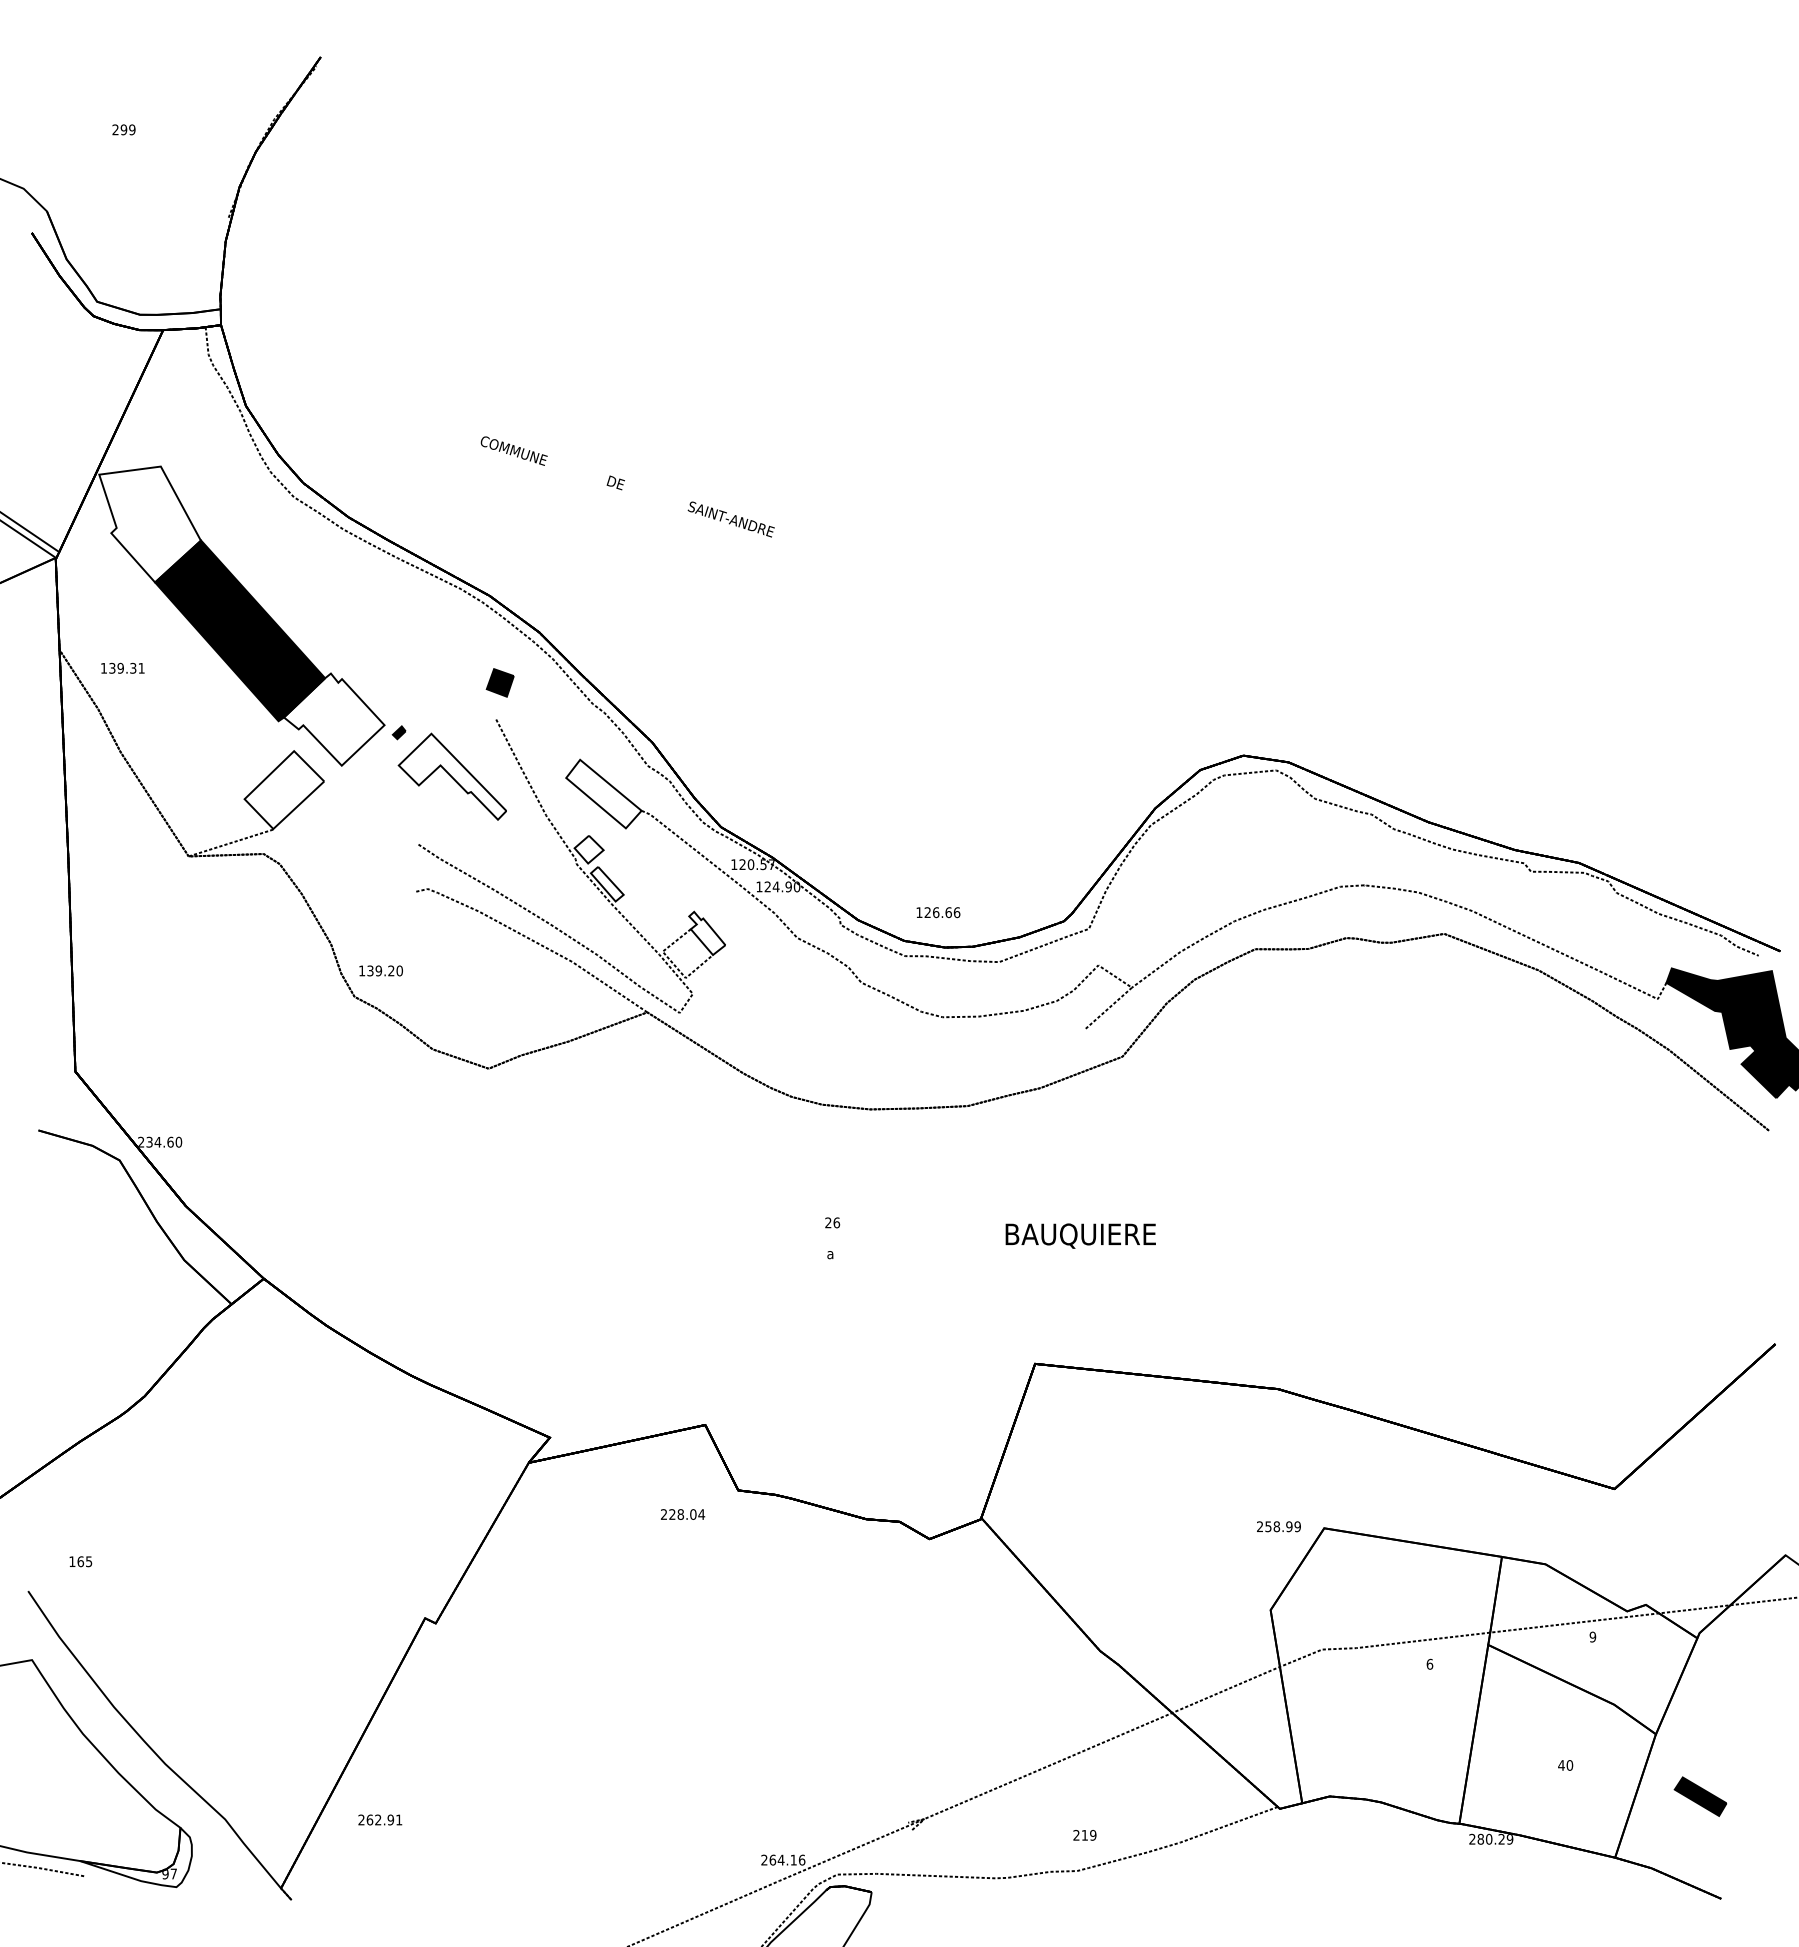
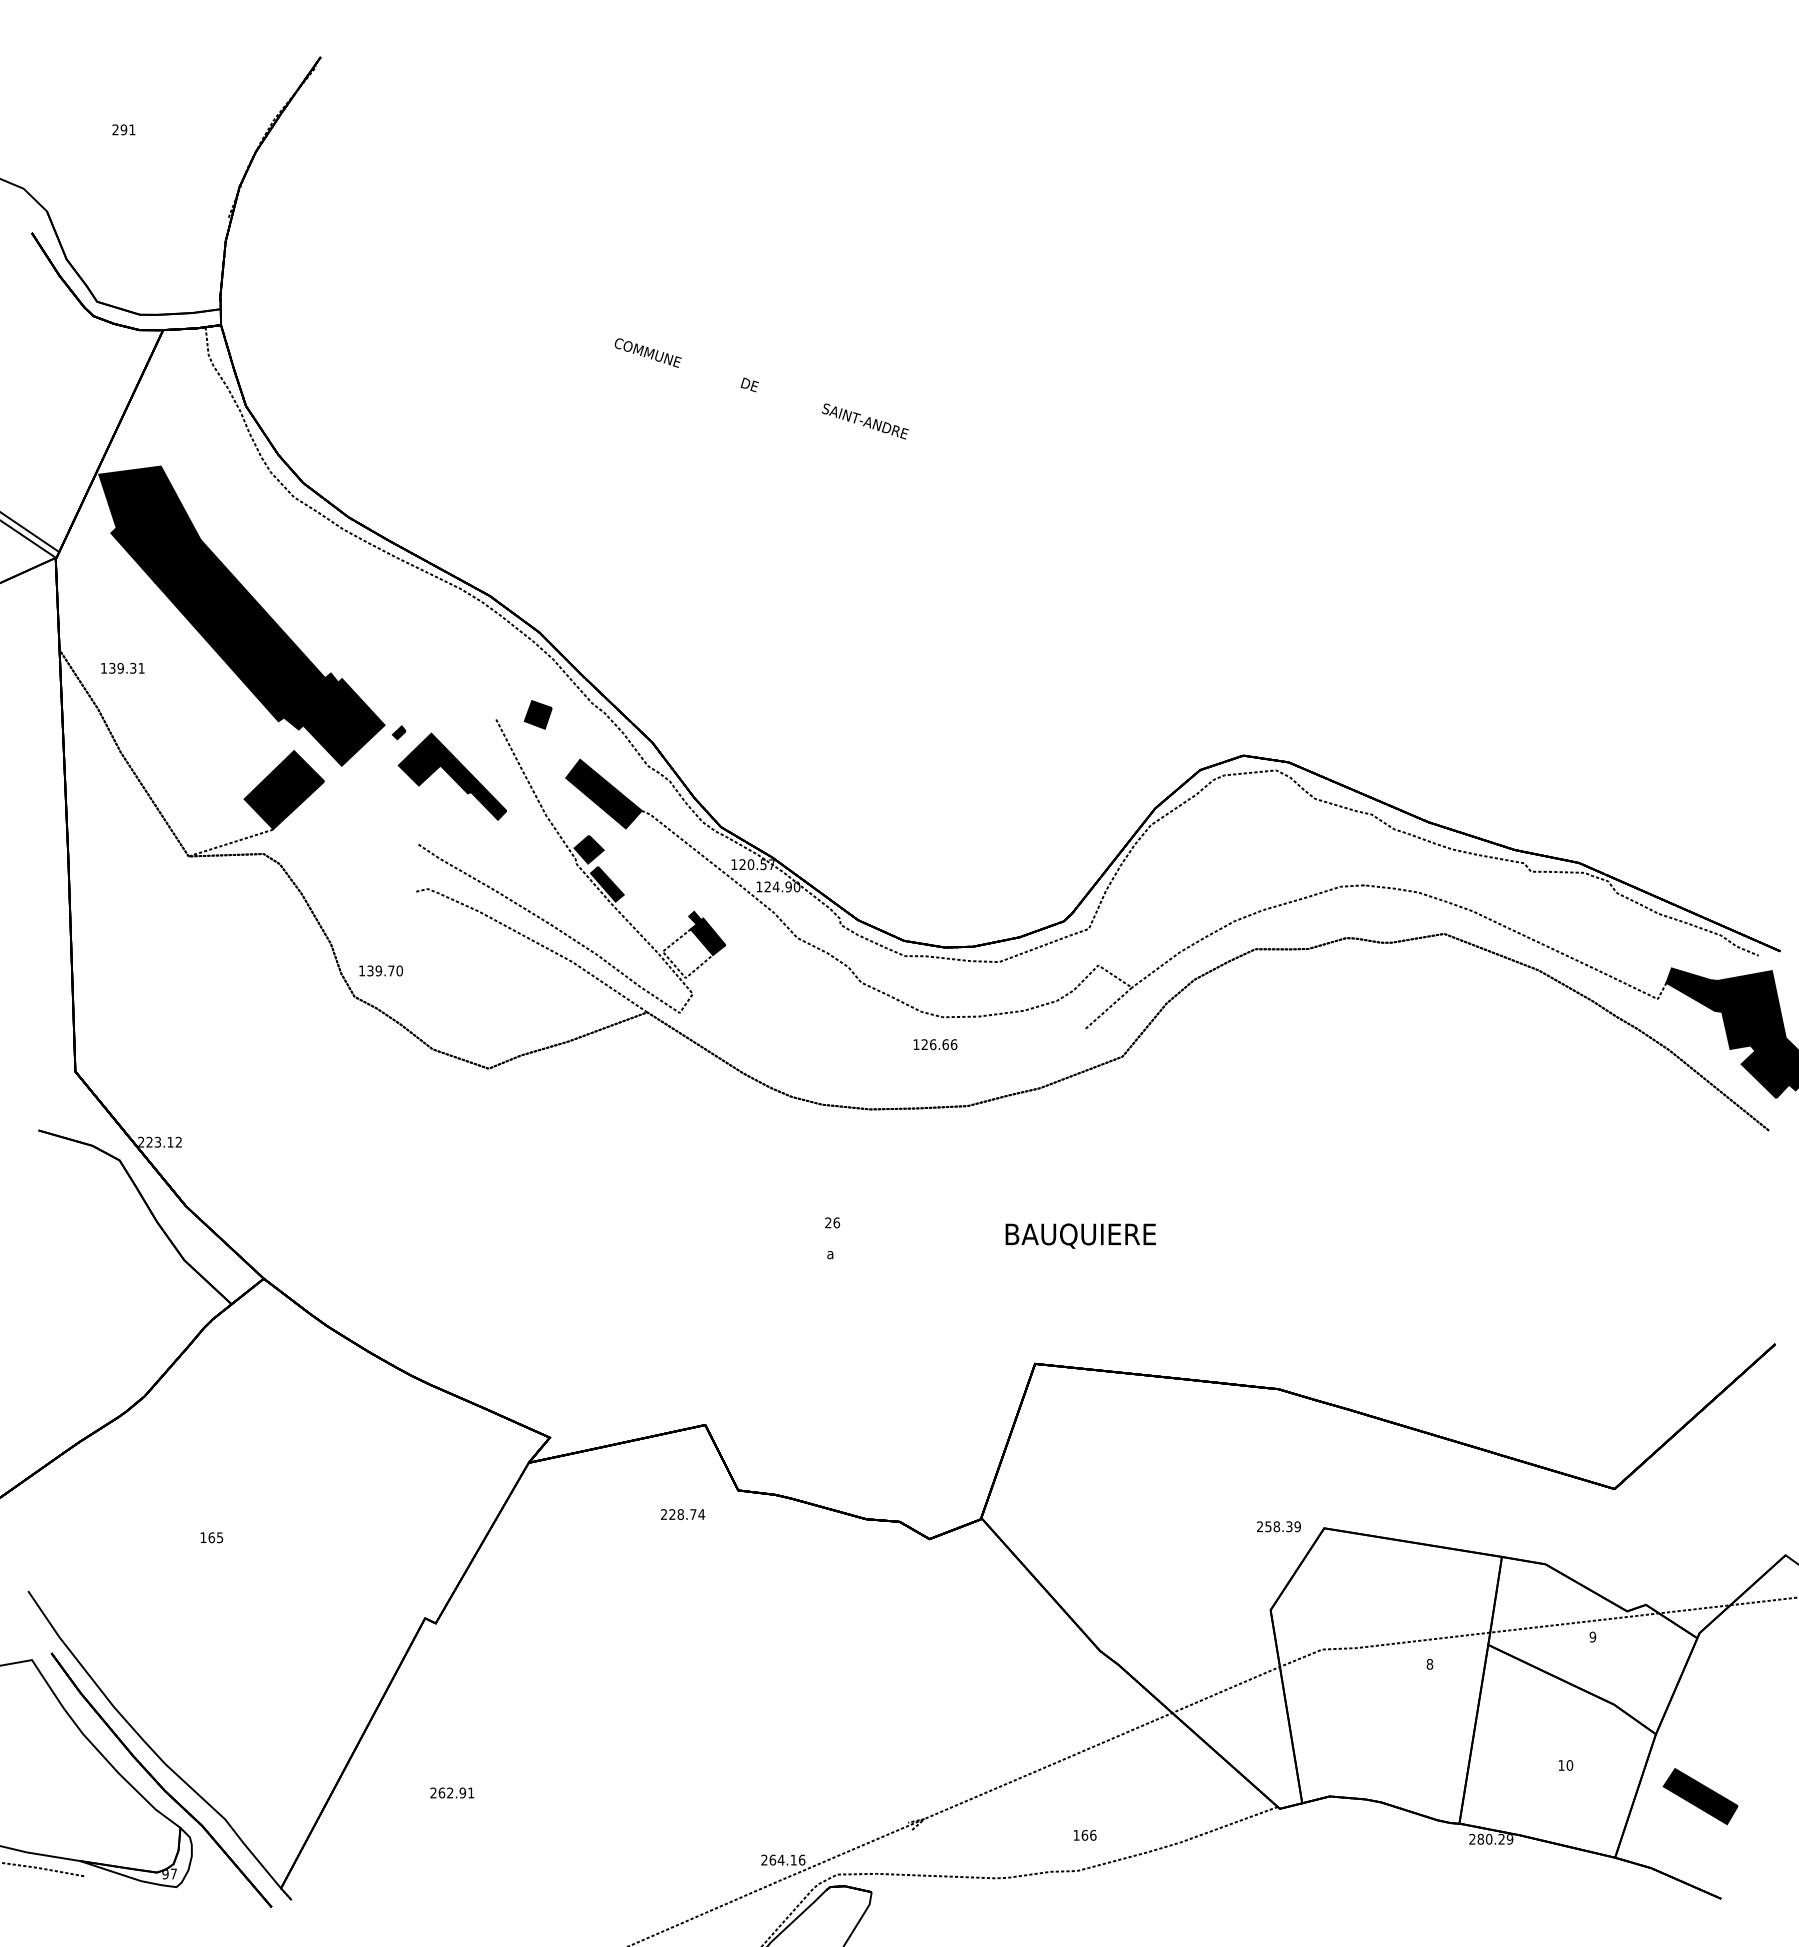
text: 299 -> 291 (132, 129)
text position: (627, 486) -> (761, 388) (761, 388)
fill: none -> present (150, 524)
part position: (499, 682) -> (537, 714) (537, 714)
fill: none -> present (334, 719)
fill: none -> present (452, 776)
fill: none -> present (284, 790)
fill: none -> present (603, 793)
fill: none -> present (588, 849)
fill: none -> present (606, 883)
text position: (938, 912) -> (935, 1044) (935, 1044)
fill: none -> present (707, 933)
text: 139.20 -> 139.70 (391, 970)
text: 234.60 -> 223.12 (164, 1141)
text: 228.04 -> 228.74 (693, 1514)
text: 258.99 -> 258.39 (1289, 1526)
text position: (80, 1561) -> (211, 1537) (211, 1537)
text: 6 -> 8 (1429, 1664)
text: 40 -> 10 (1561, 1765)
part: none -> present (161, 1779)
part size: 55x41 px -> 77x58 px (1700, 1796)
text position: (380, 1819) -> (452, 1792) (452, 1792)
text: 219 -> 166 (1084, 1834)
